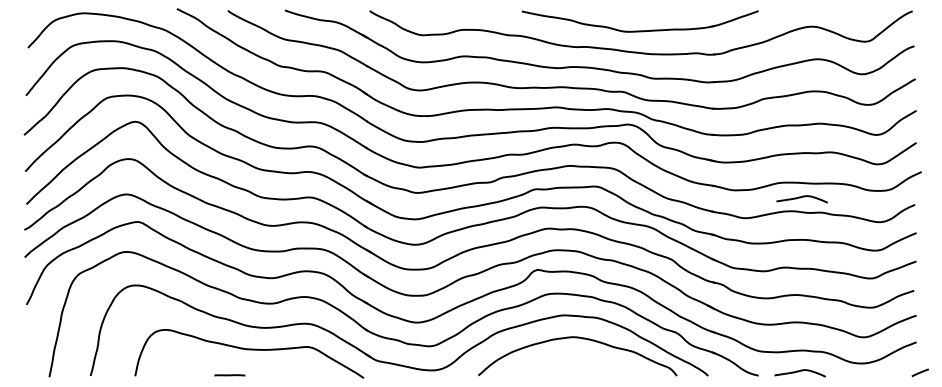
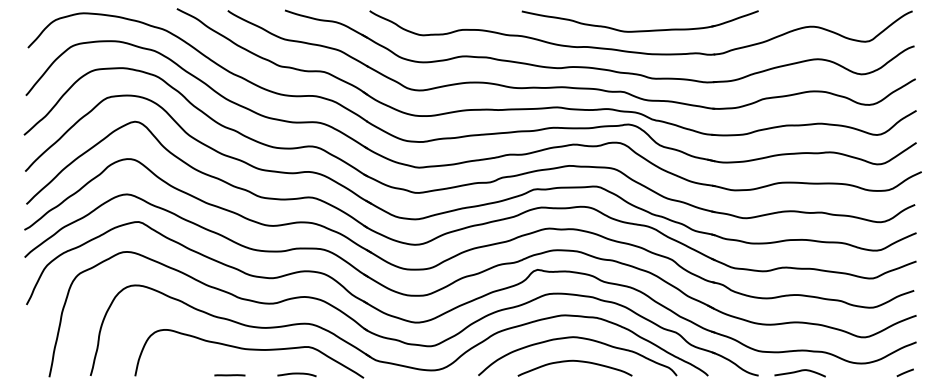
curve: present -> none (800, 198)
curve: none -> present (574, 361)
line position: (919, 372) -> (904, 372) (904, 372)
curve: none -> present (296, 374)
